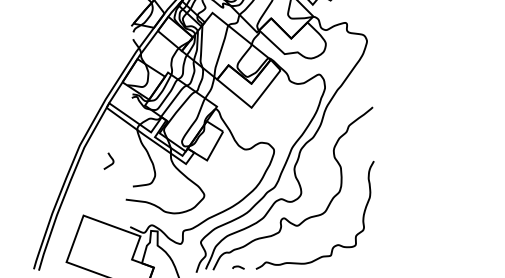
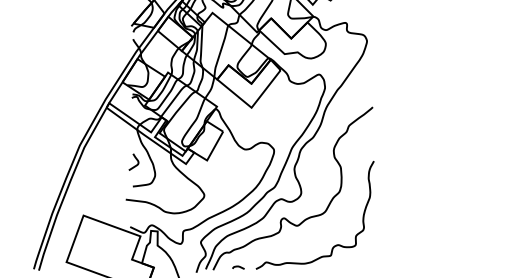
curve position: (110, 158) -> (135, 159) (135, 159)
